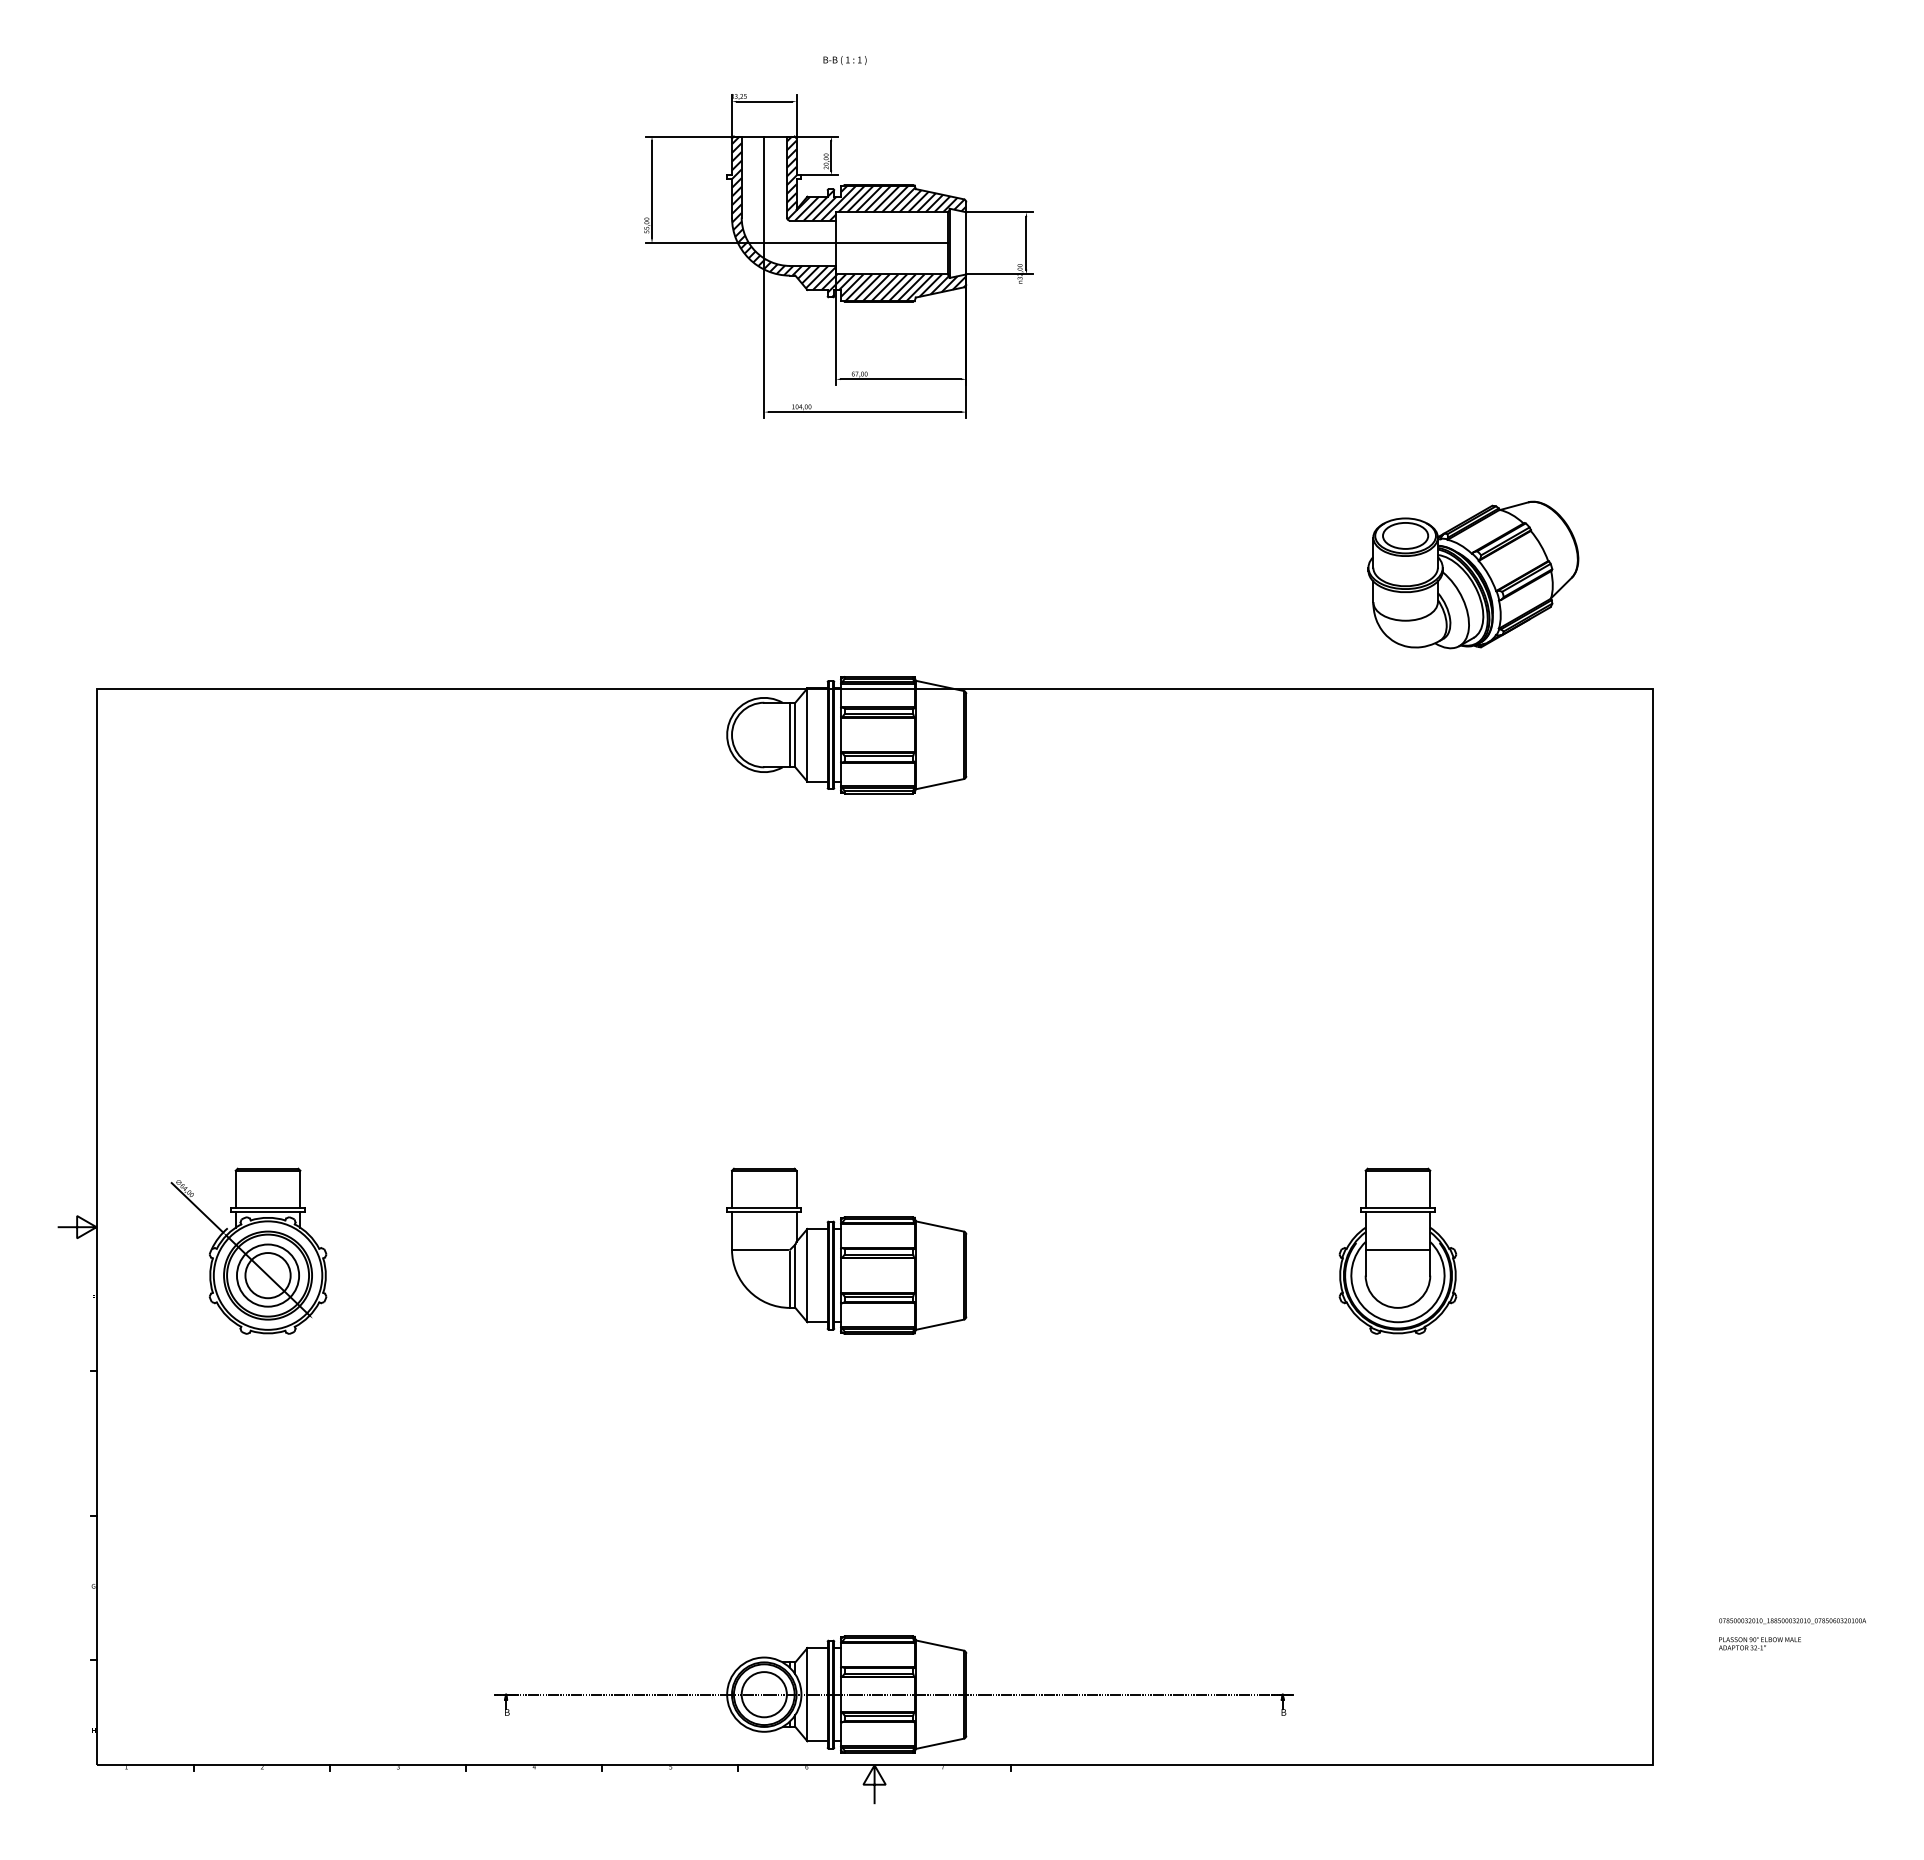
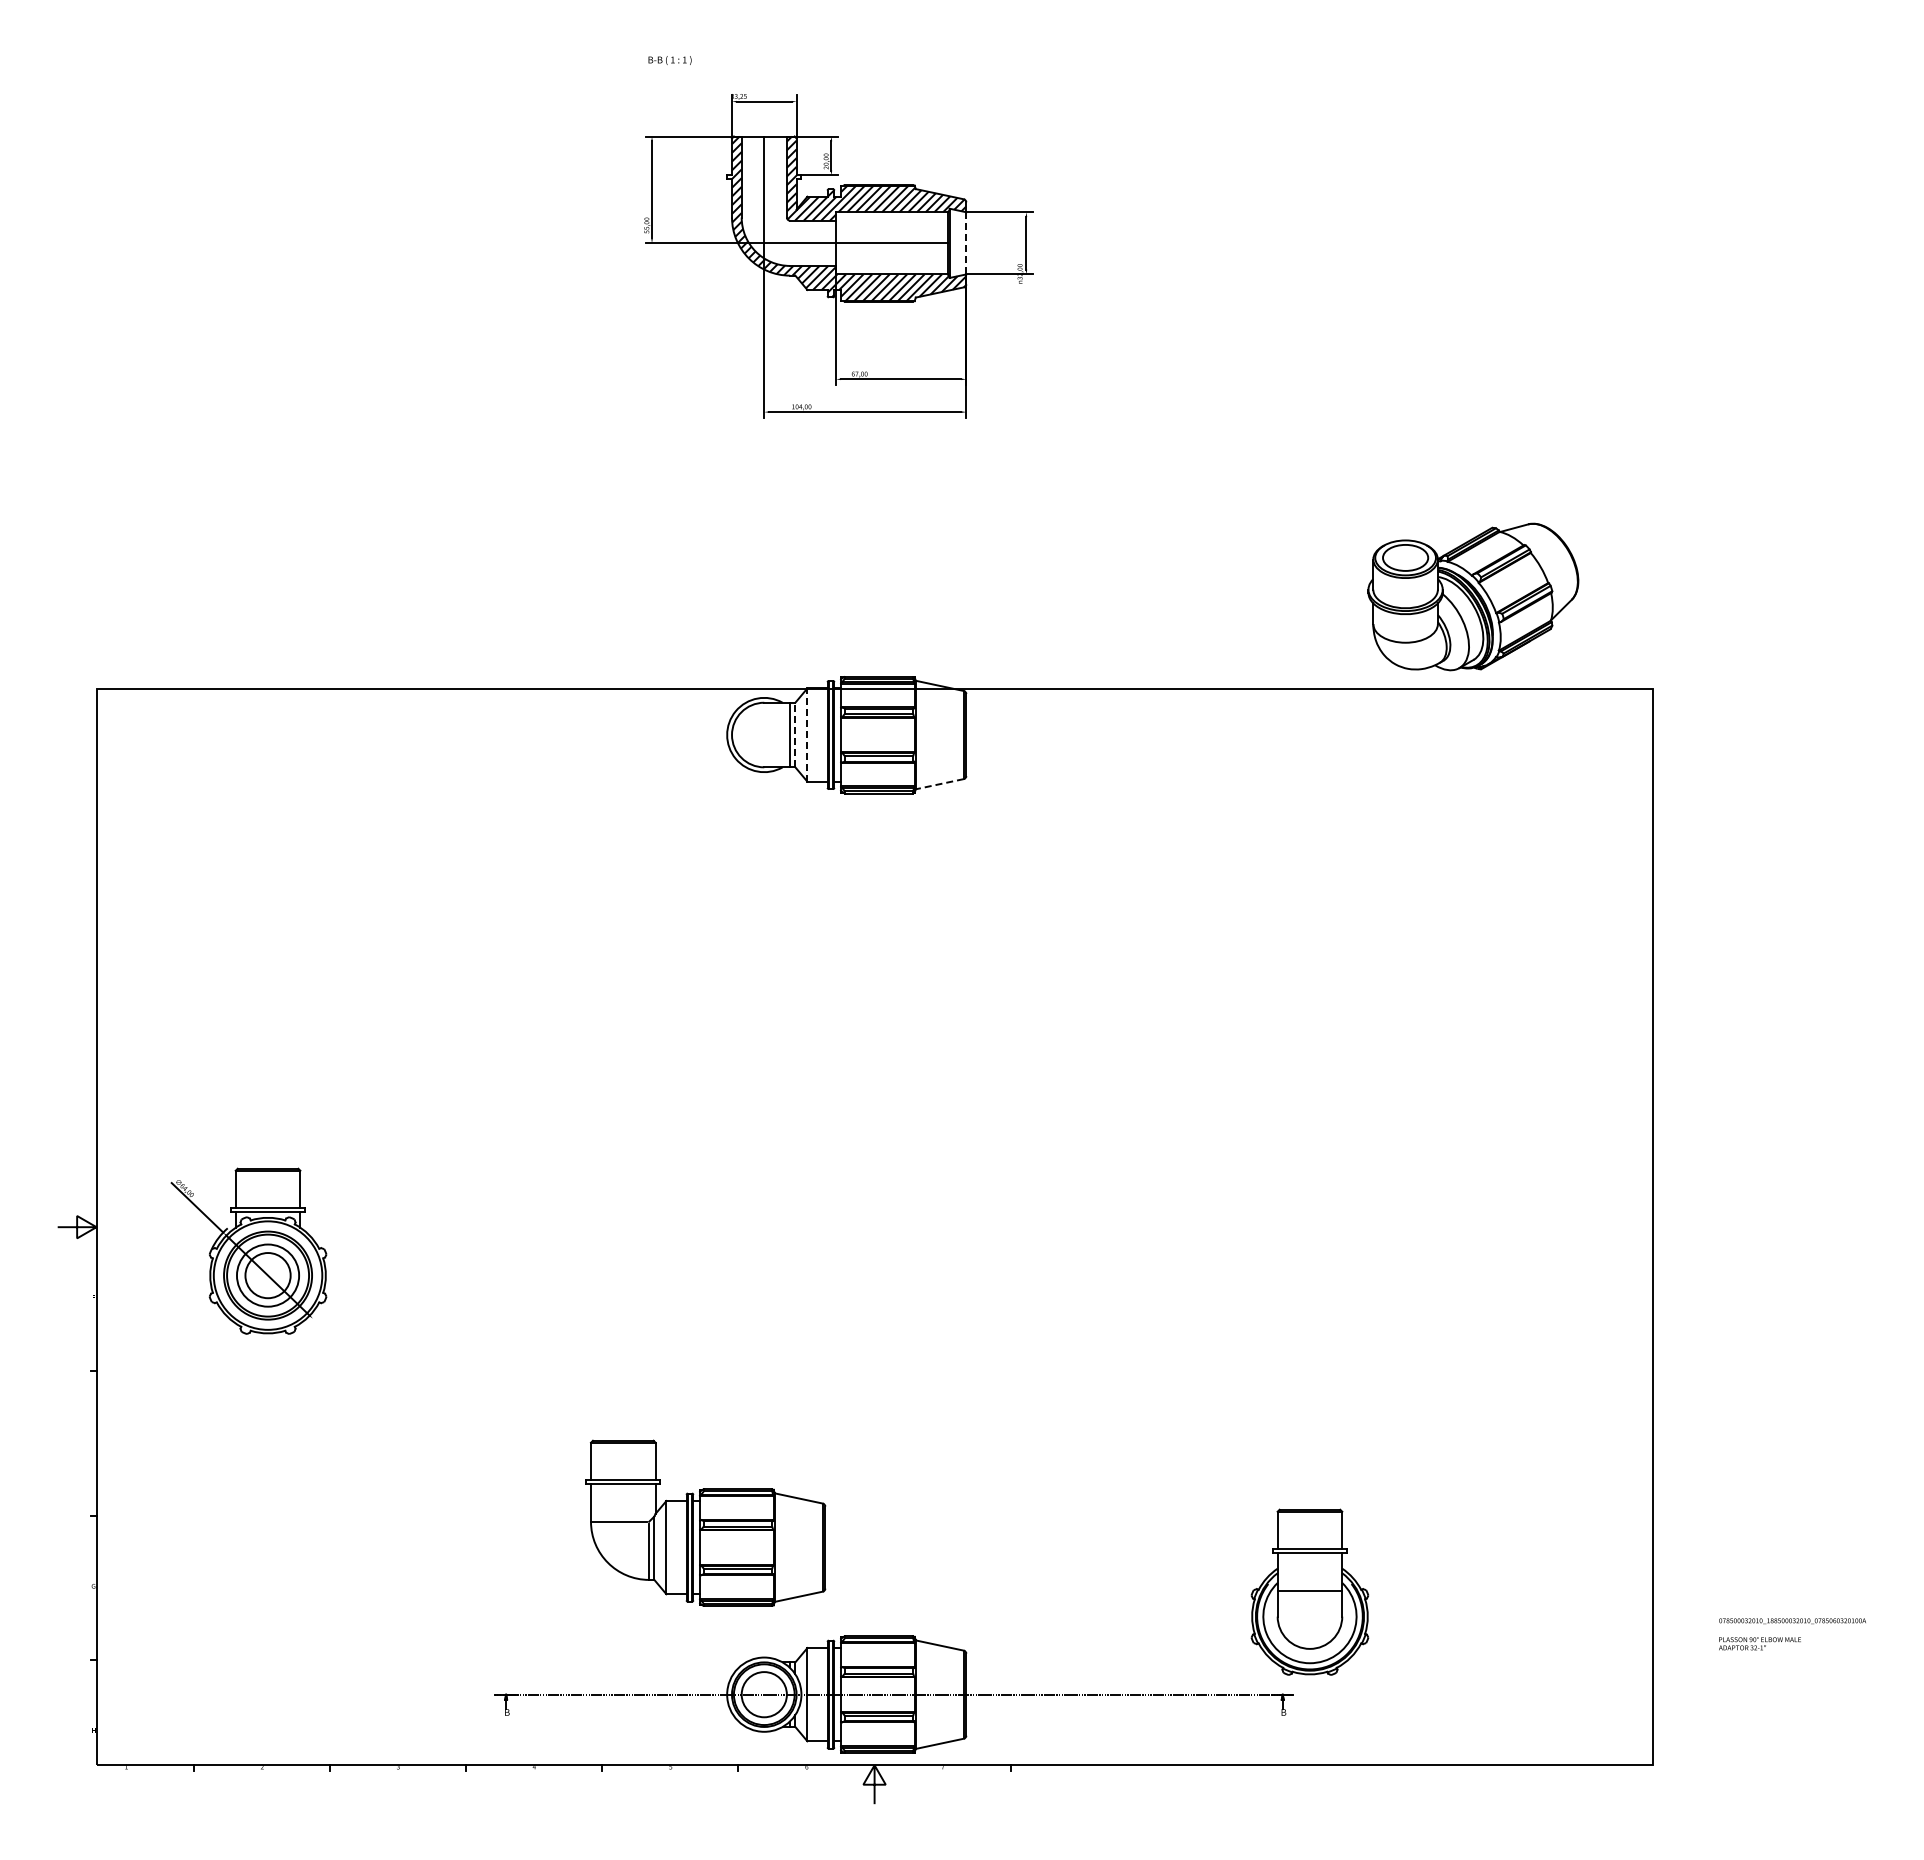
text position: (844, 60) -> (669, 60) (669, 60)
line: solid -> dashed (966, 242)
part position: (1473, 574) -> (1473, 596) (1473, 596)
line: solid -> dashed (795, 734)
line: solid -> dashed (807, 735)
line: solid -> dashed (939, 784)
part position: (846, 1250) -> (705, 1522) (705, 1522)
part position: (1397, 1250) -> (1309, 1591) (1309, 1591)
